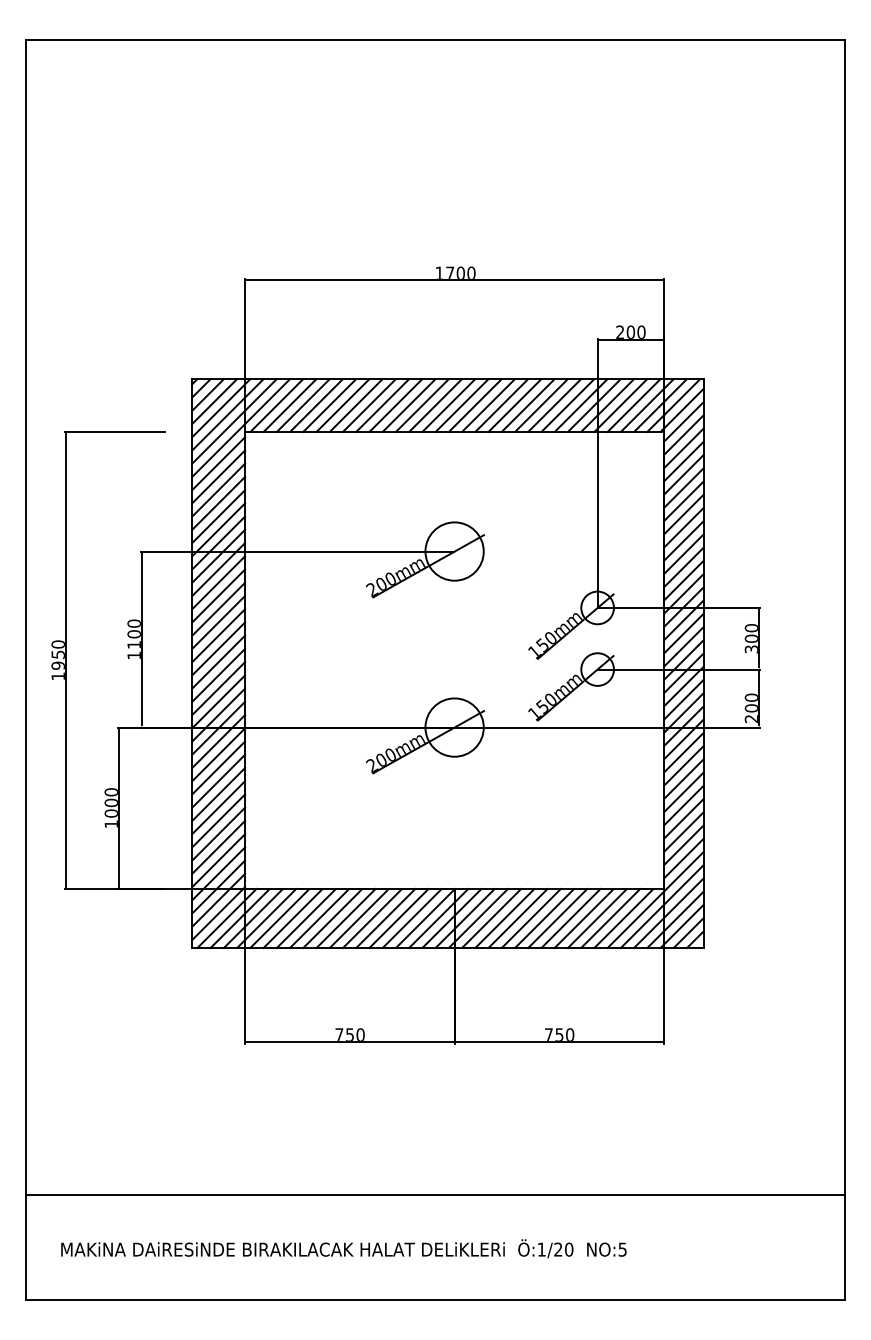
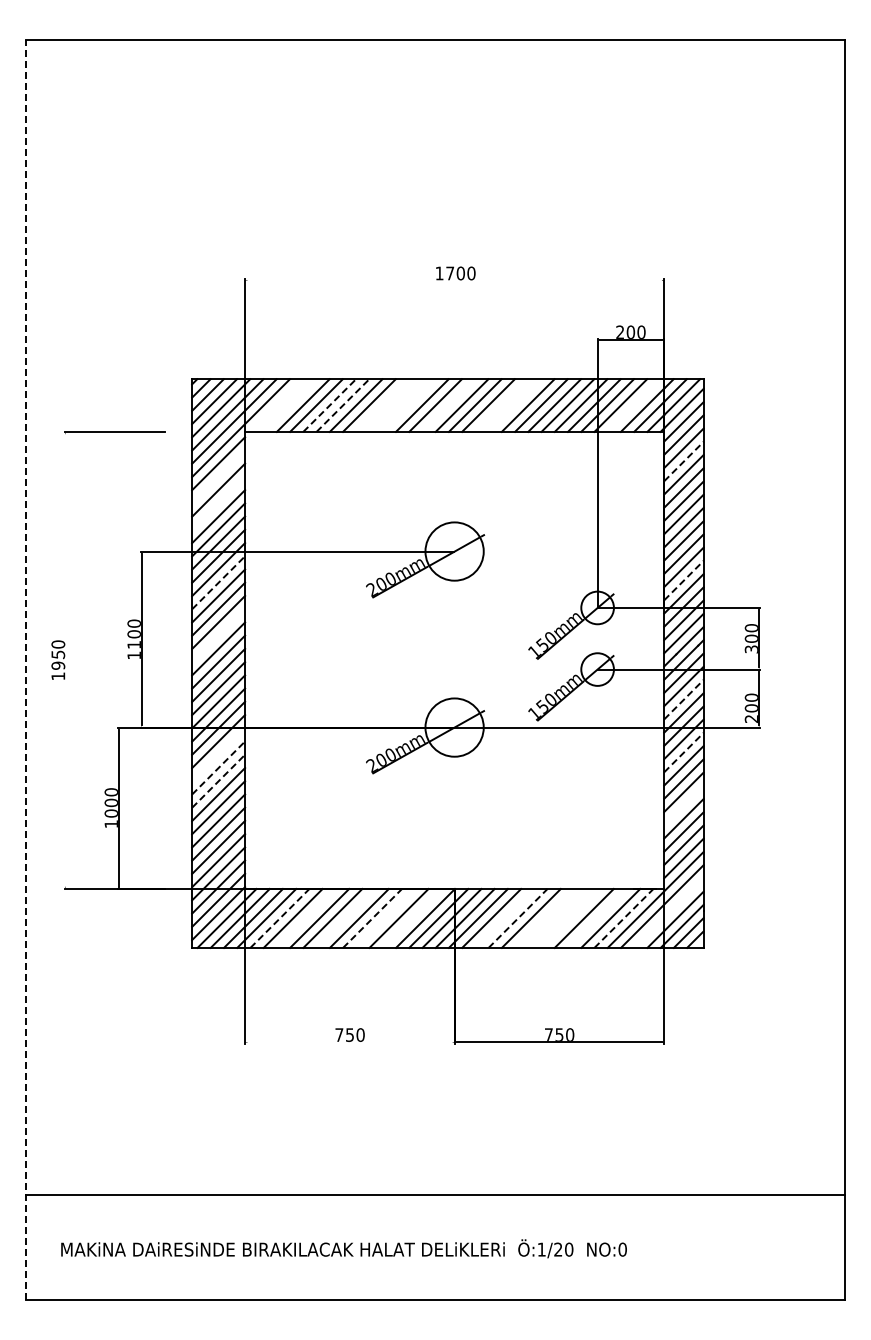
line: present -> none (454, 280)
line: present -> none (276, 405)
line: present -> none (289, 405)
line: solid -> dashed (330, 405)
line: solid -> dashed (343, 405)
line: present -> none (382, 405)
line: present -> none (395, 405)
line: present -> none (408, 405)
line: present -> none (448, 405)
line: present -> none (501, 405)
line: present -> none (514, 405)
line: present -> none (633, 405)
line: solid -> dashed (683, 461)
line: present -> none (218, 476)
line: present -> none (218, 502)
line: solid -> dashed (683, 580)
line: solid -> dashed (218, 582)
line: present -> none (218, 635)
line: present -> none (65, 660)
line: solid -> dashed (26, 669)
line: solid -> dashed (683, 699)
line: solid -> dashed (683, 752)
line: present -> none (218, 754)
line: solid -> dashed (218, 767)
line: solid -> dashed (218, 780)
line: present -> none (683, 805)
line: present -> none (668, 912)
line: solid -> dashed (279, 918)
line: present -> none (305, 918)
line: present -> none (345, 918)
line: solid -> dashed (372, 918)
line: present -> none (385, 918)
line: present -> none (411, 918)
line: present -> none (504, 918)
line: solid -> dashed (518, 918)
line: present -> none (544, 918)
line: present -> none (557, 918)
line: present -> none (570, 918)
line: present -> none (597, 918)
line: solid -> dashed (623, 918)
line: present -> none (349, 1042)
text: NO:5 -> NO:0 (622, 1249)
